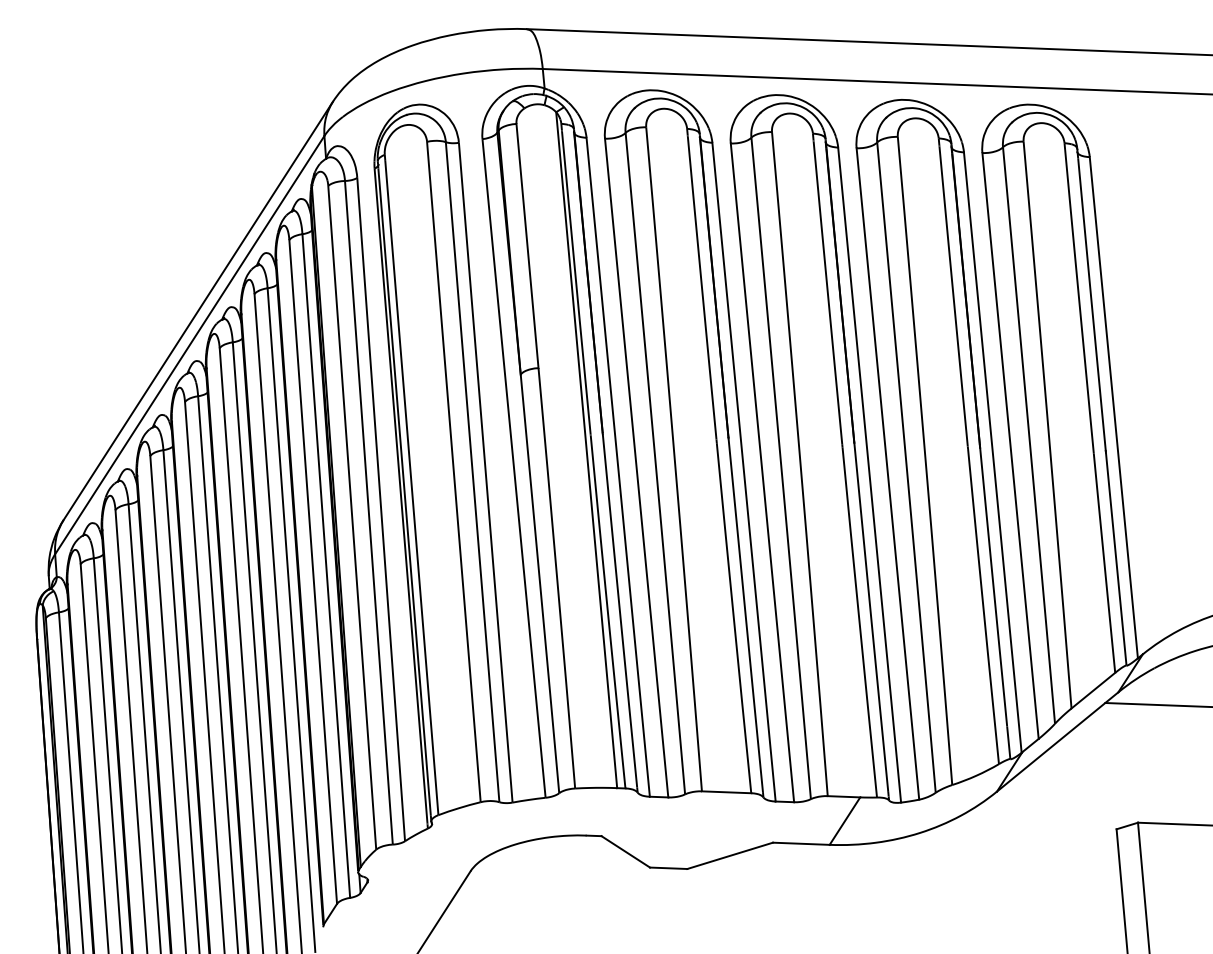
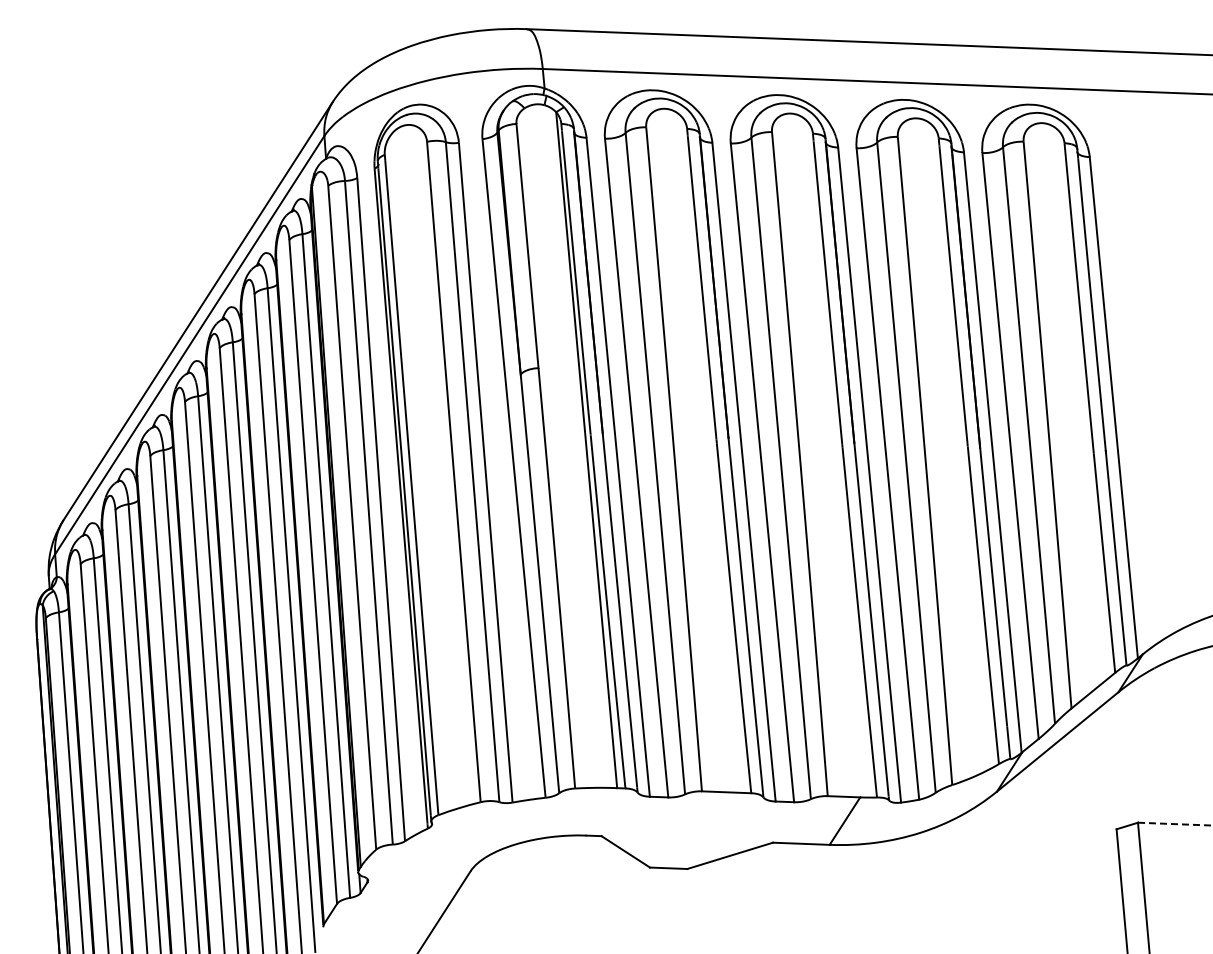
line: present -> none (1157, 704)
line: solid -> dashed (1175, 824)
